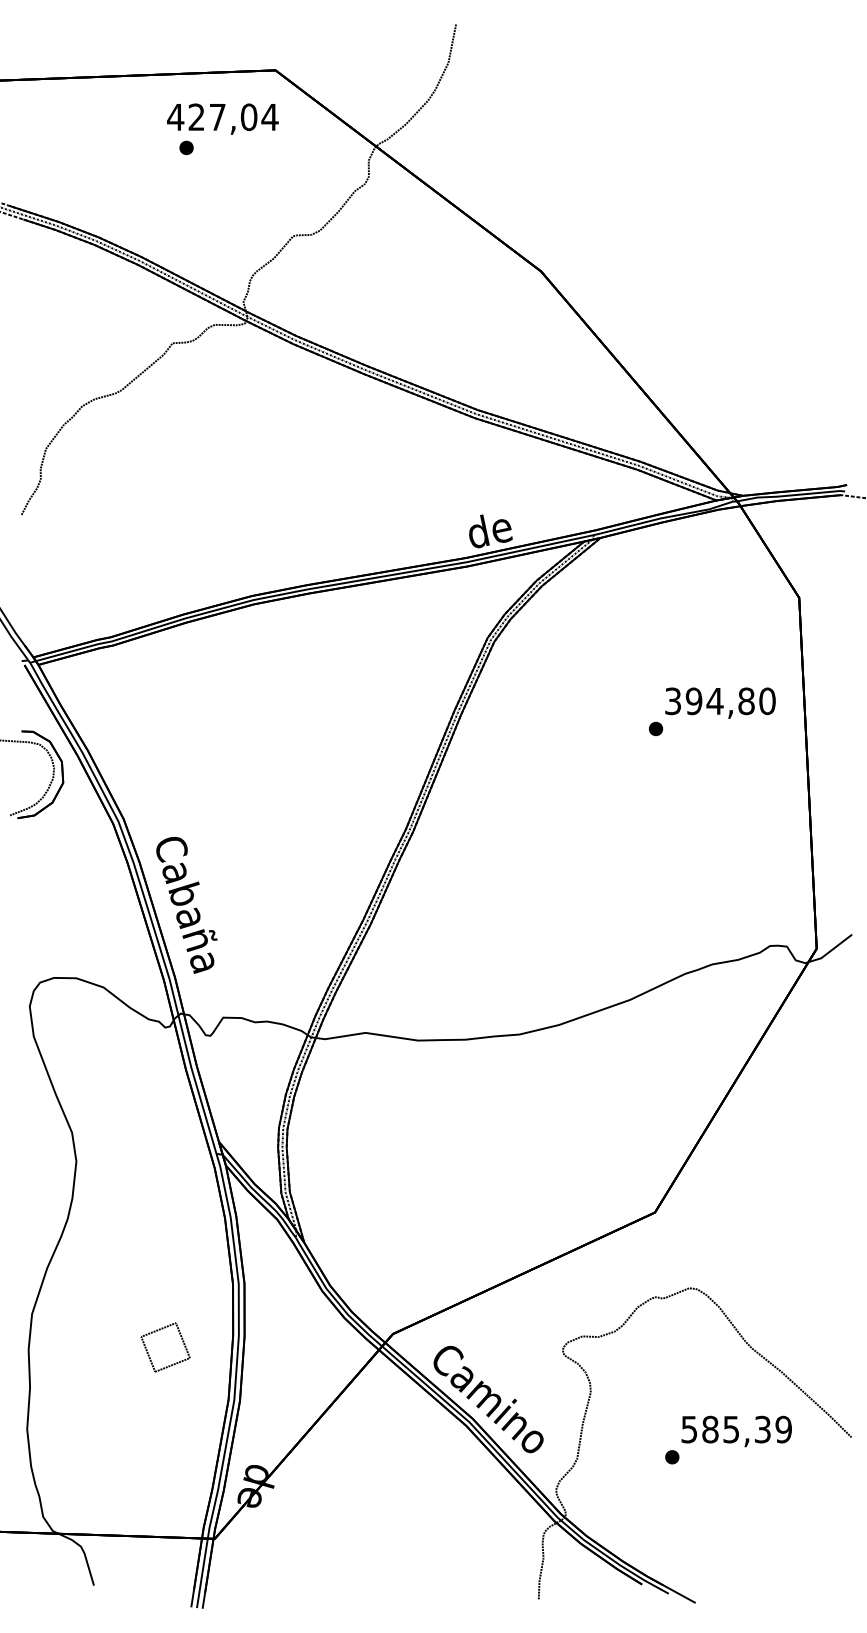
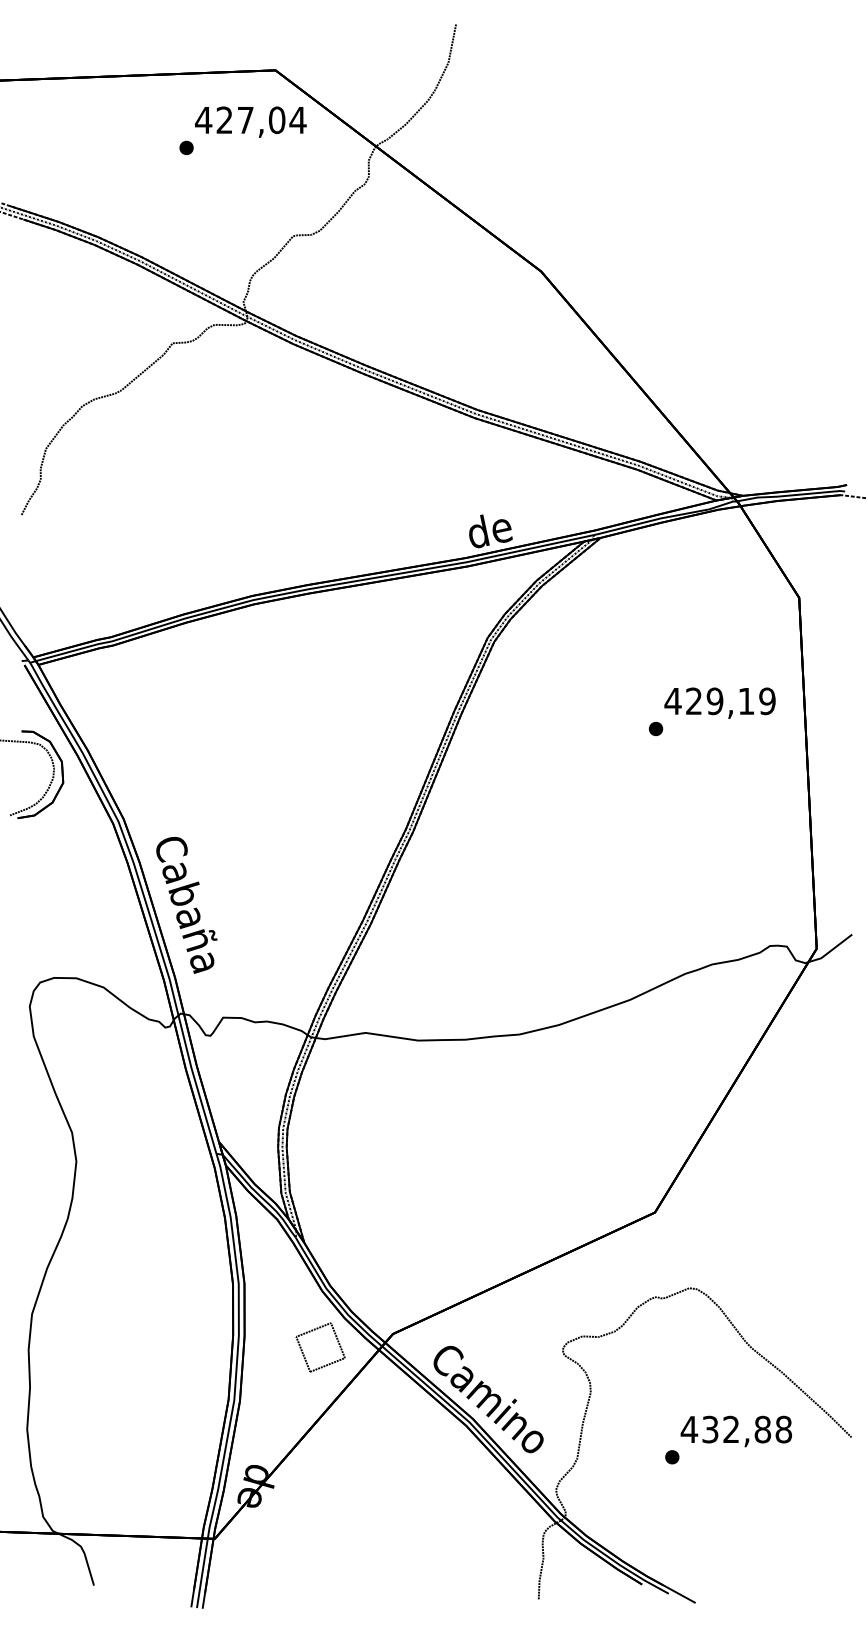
text position: (222, 118) -> (250, 121) (250, 121)
text: 394,80 -> 429,19 (719, 701)
part position: (165, 1347) -> (320, 1347) (320, 1347)
text: 585,39 -> 432,88 (736, 1429)
